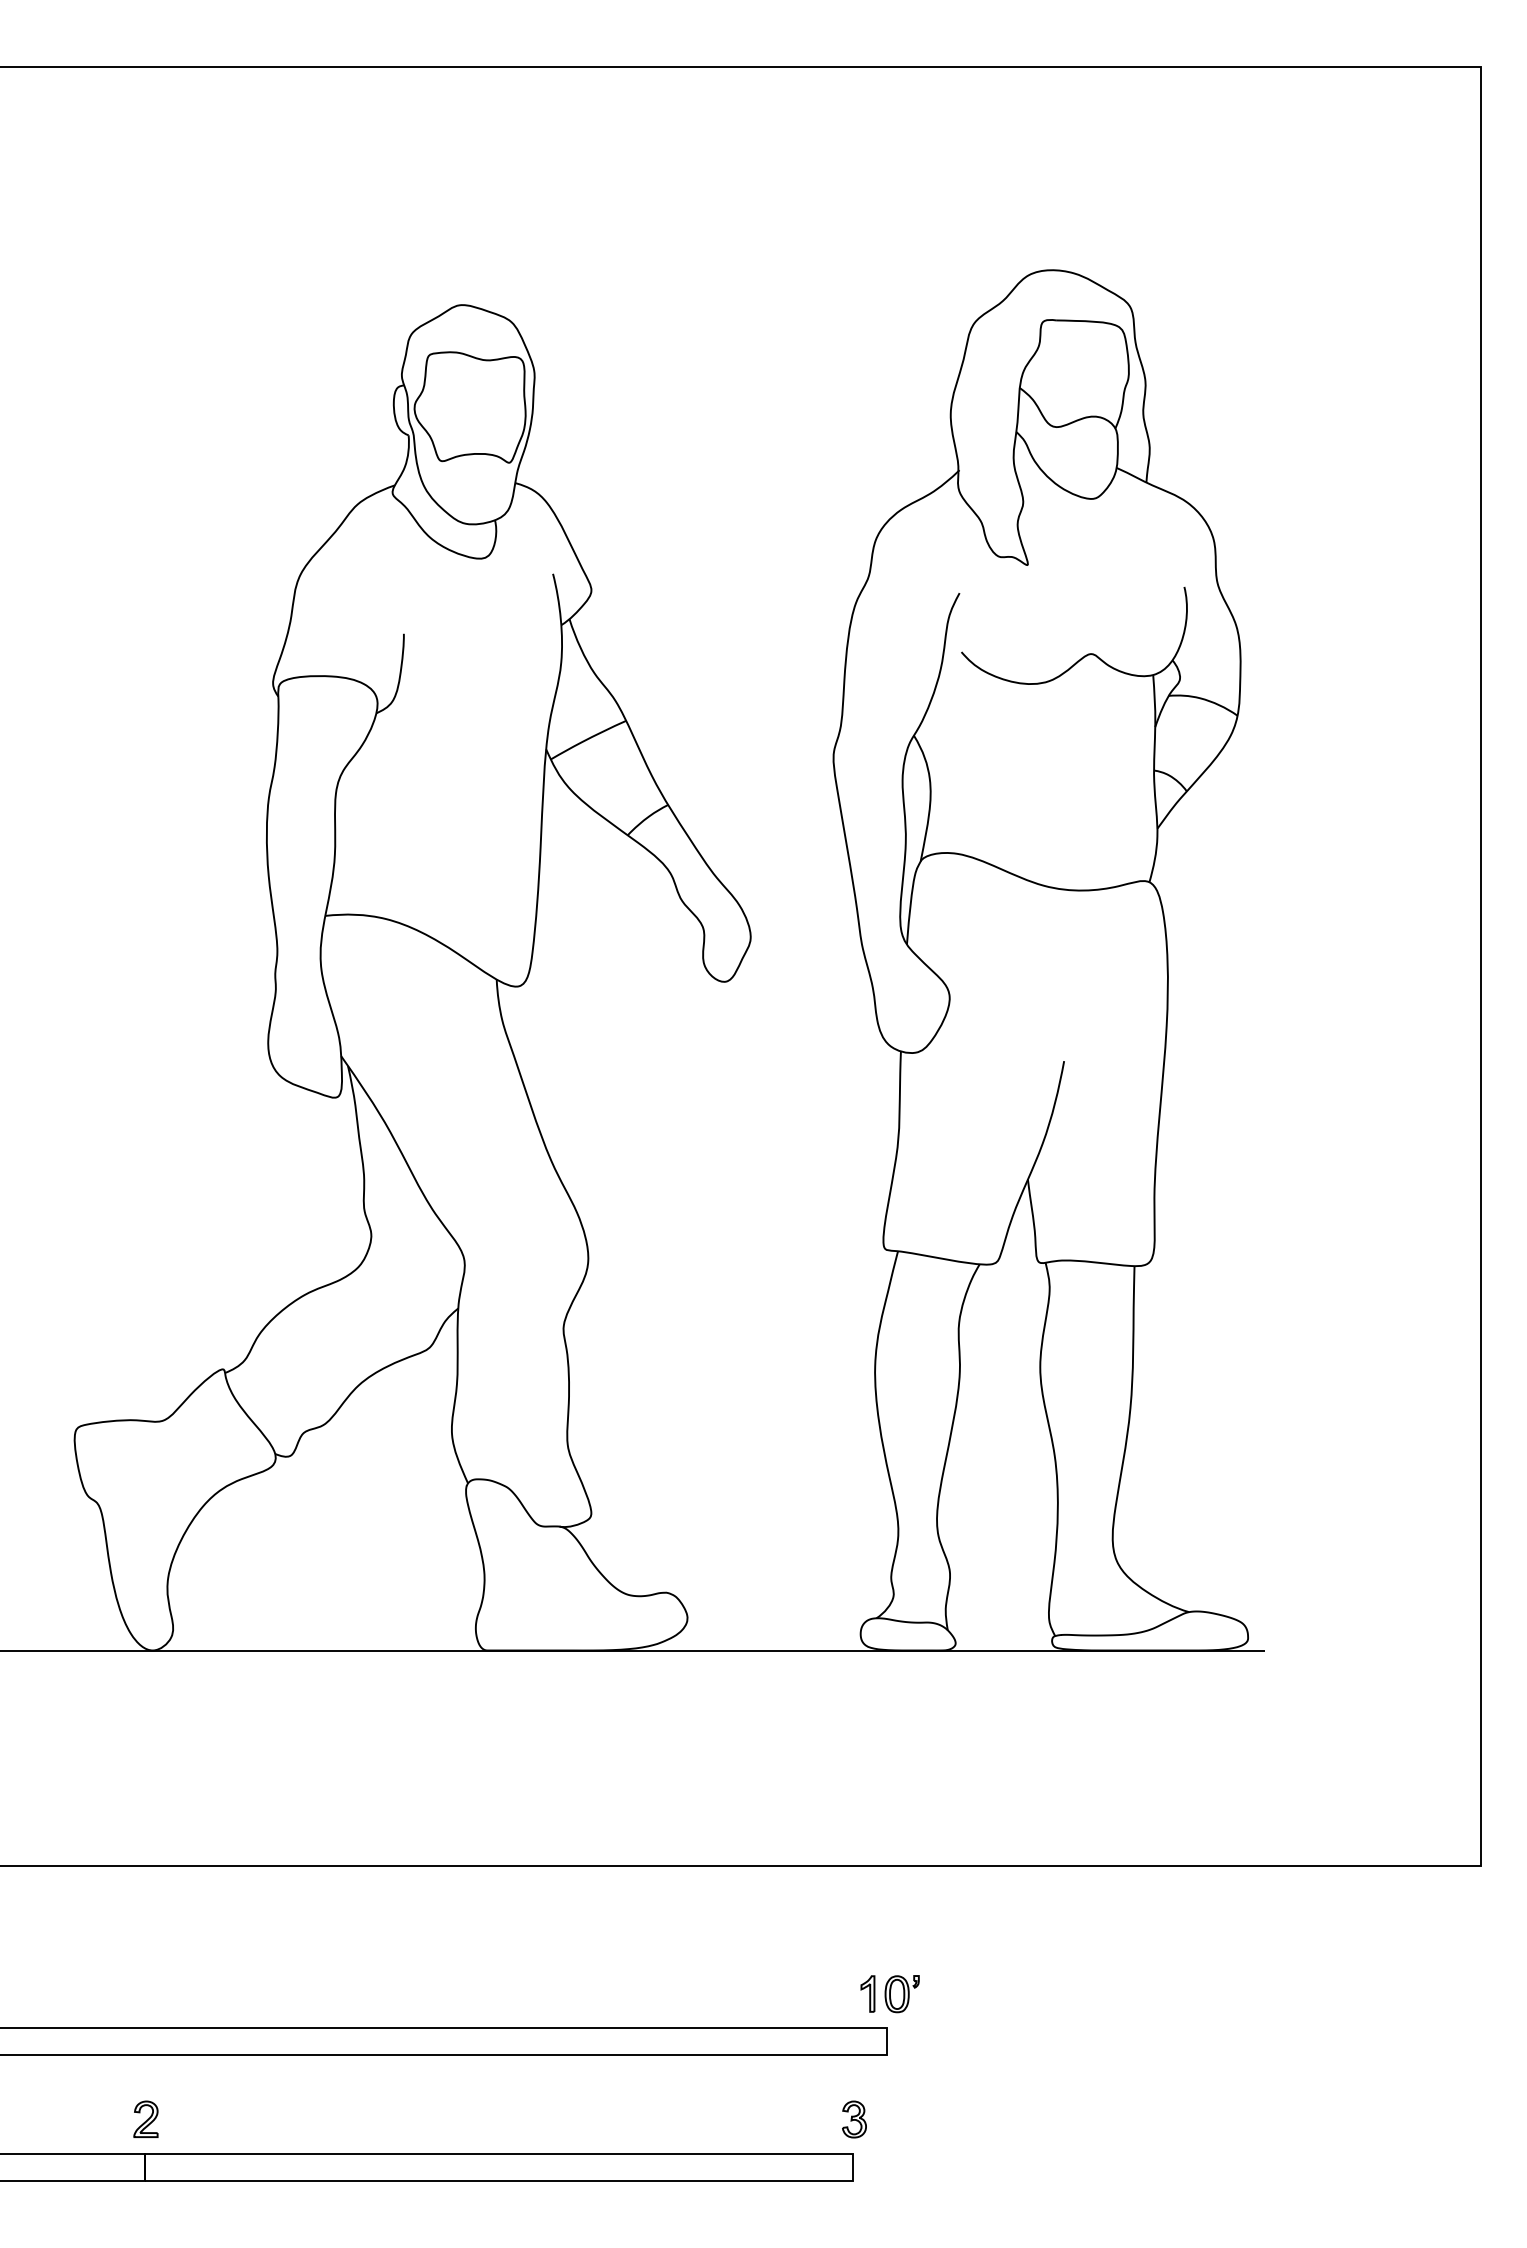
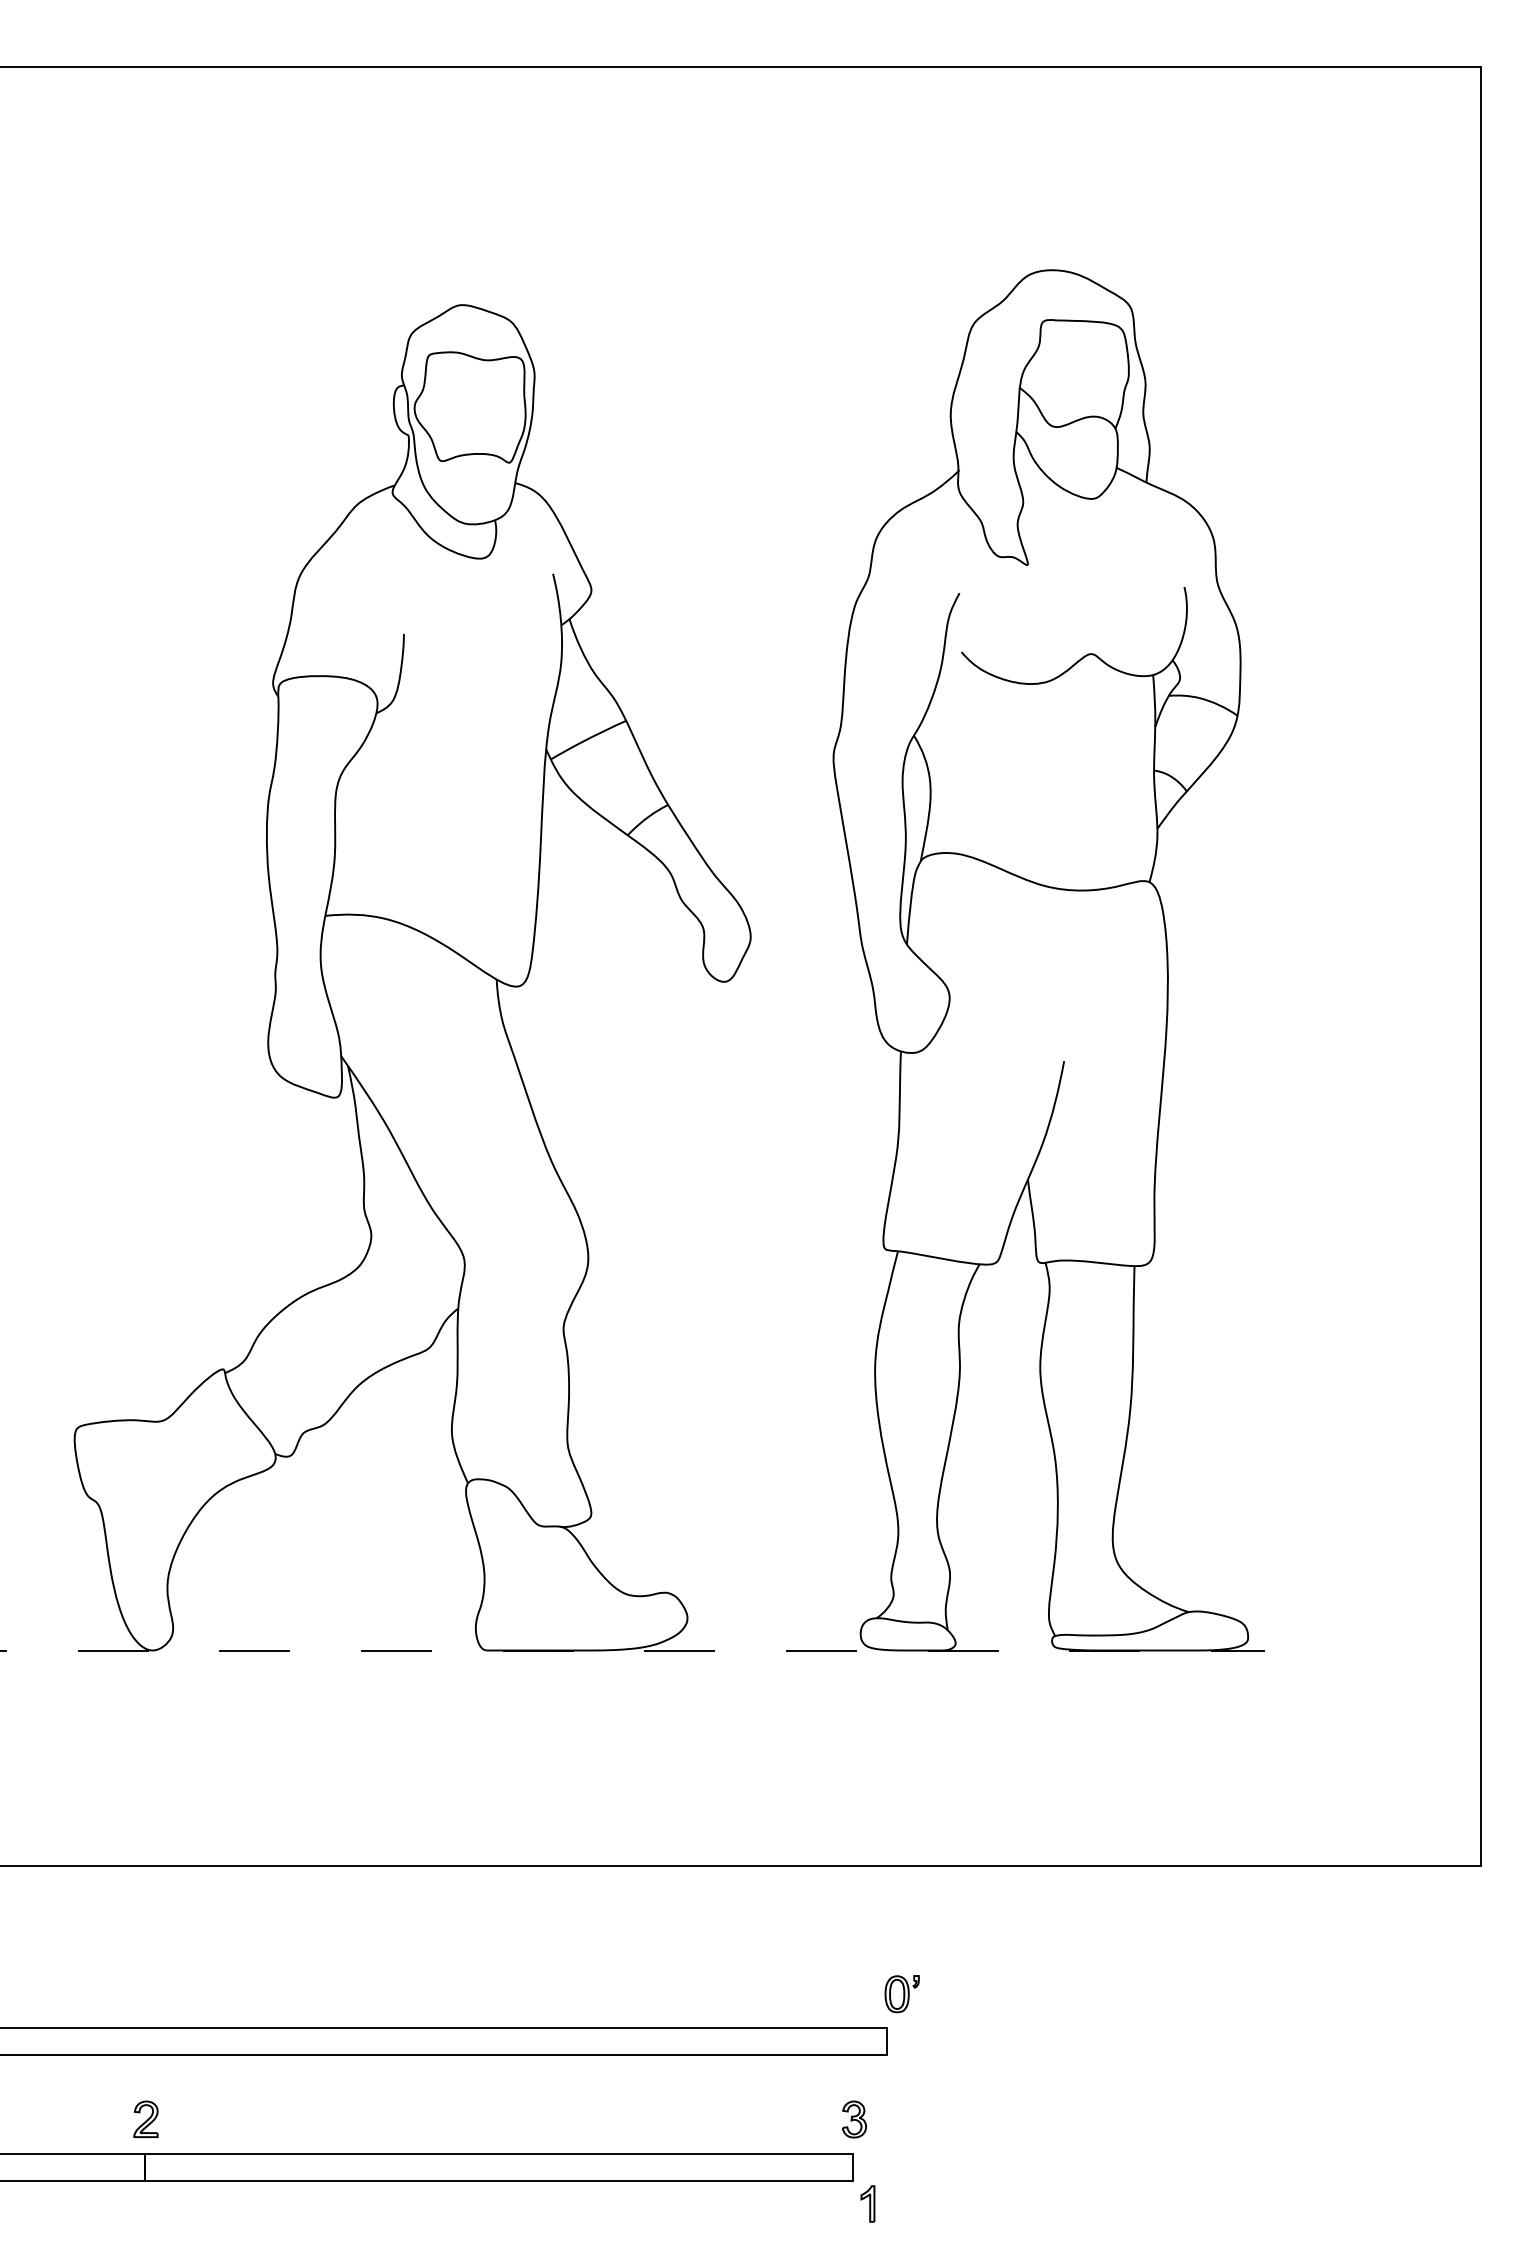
line: solid -> dashed (633, 1650)
part position: (867, 1993) -> (867, 2203) (867, 2203)
